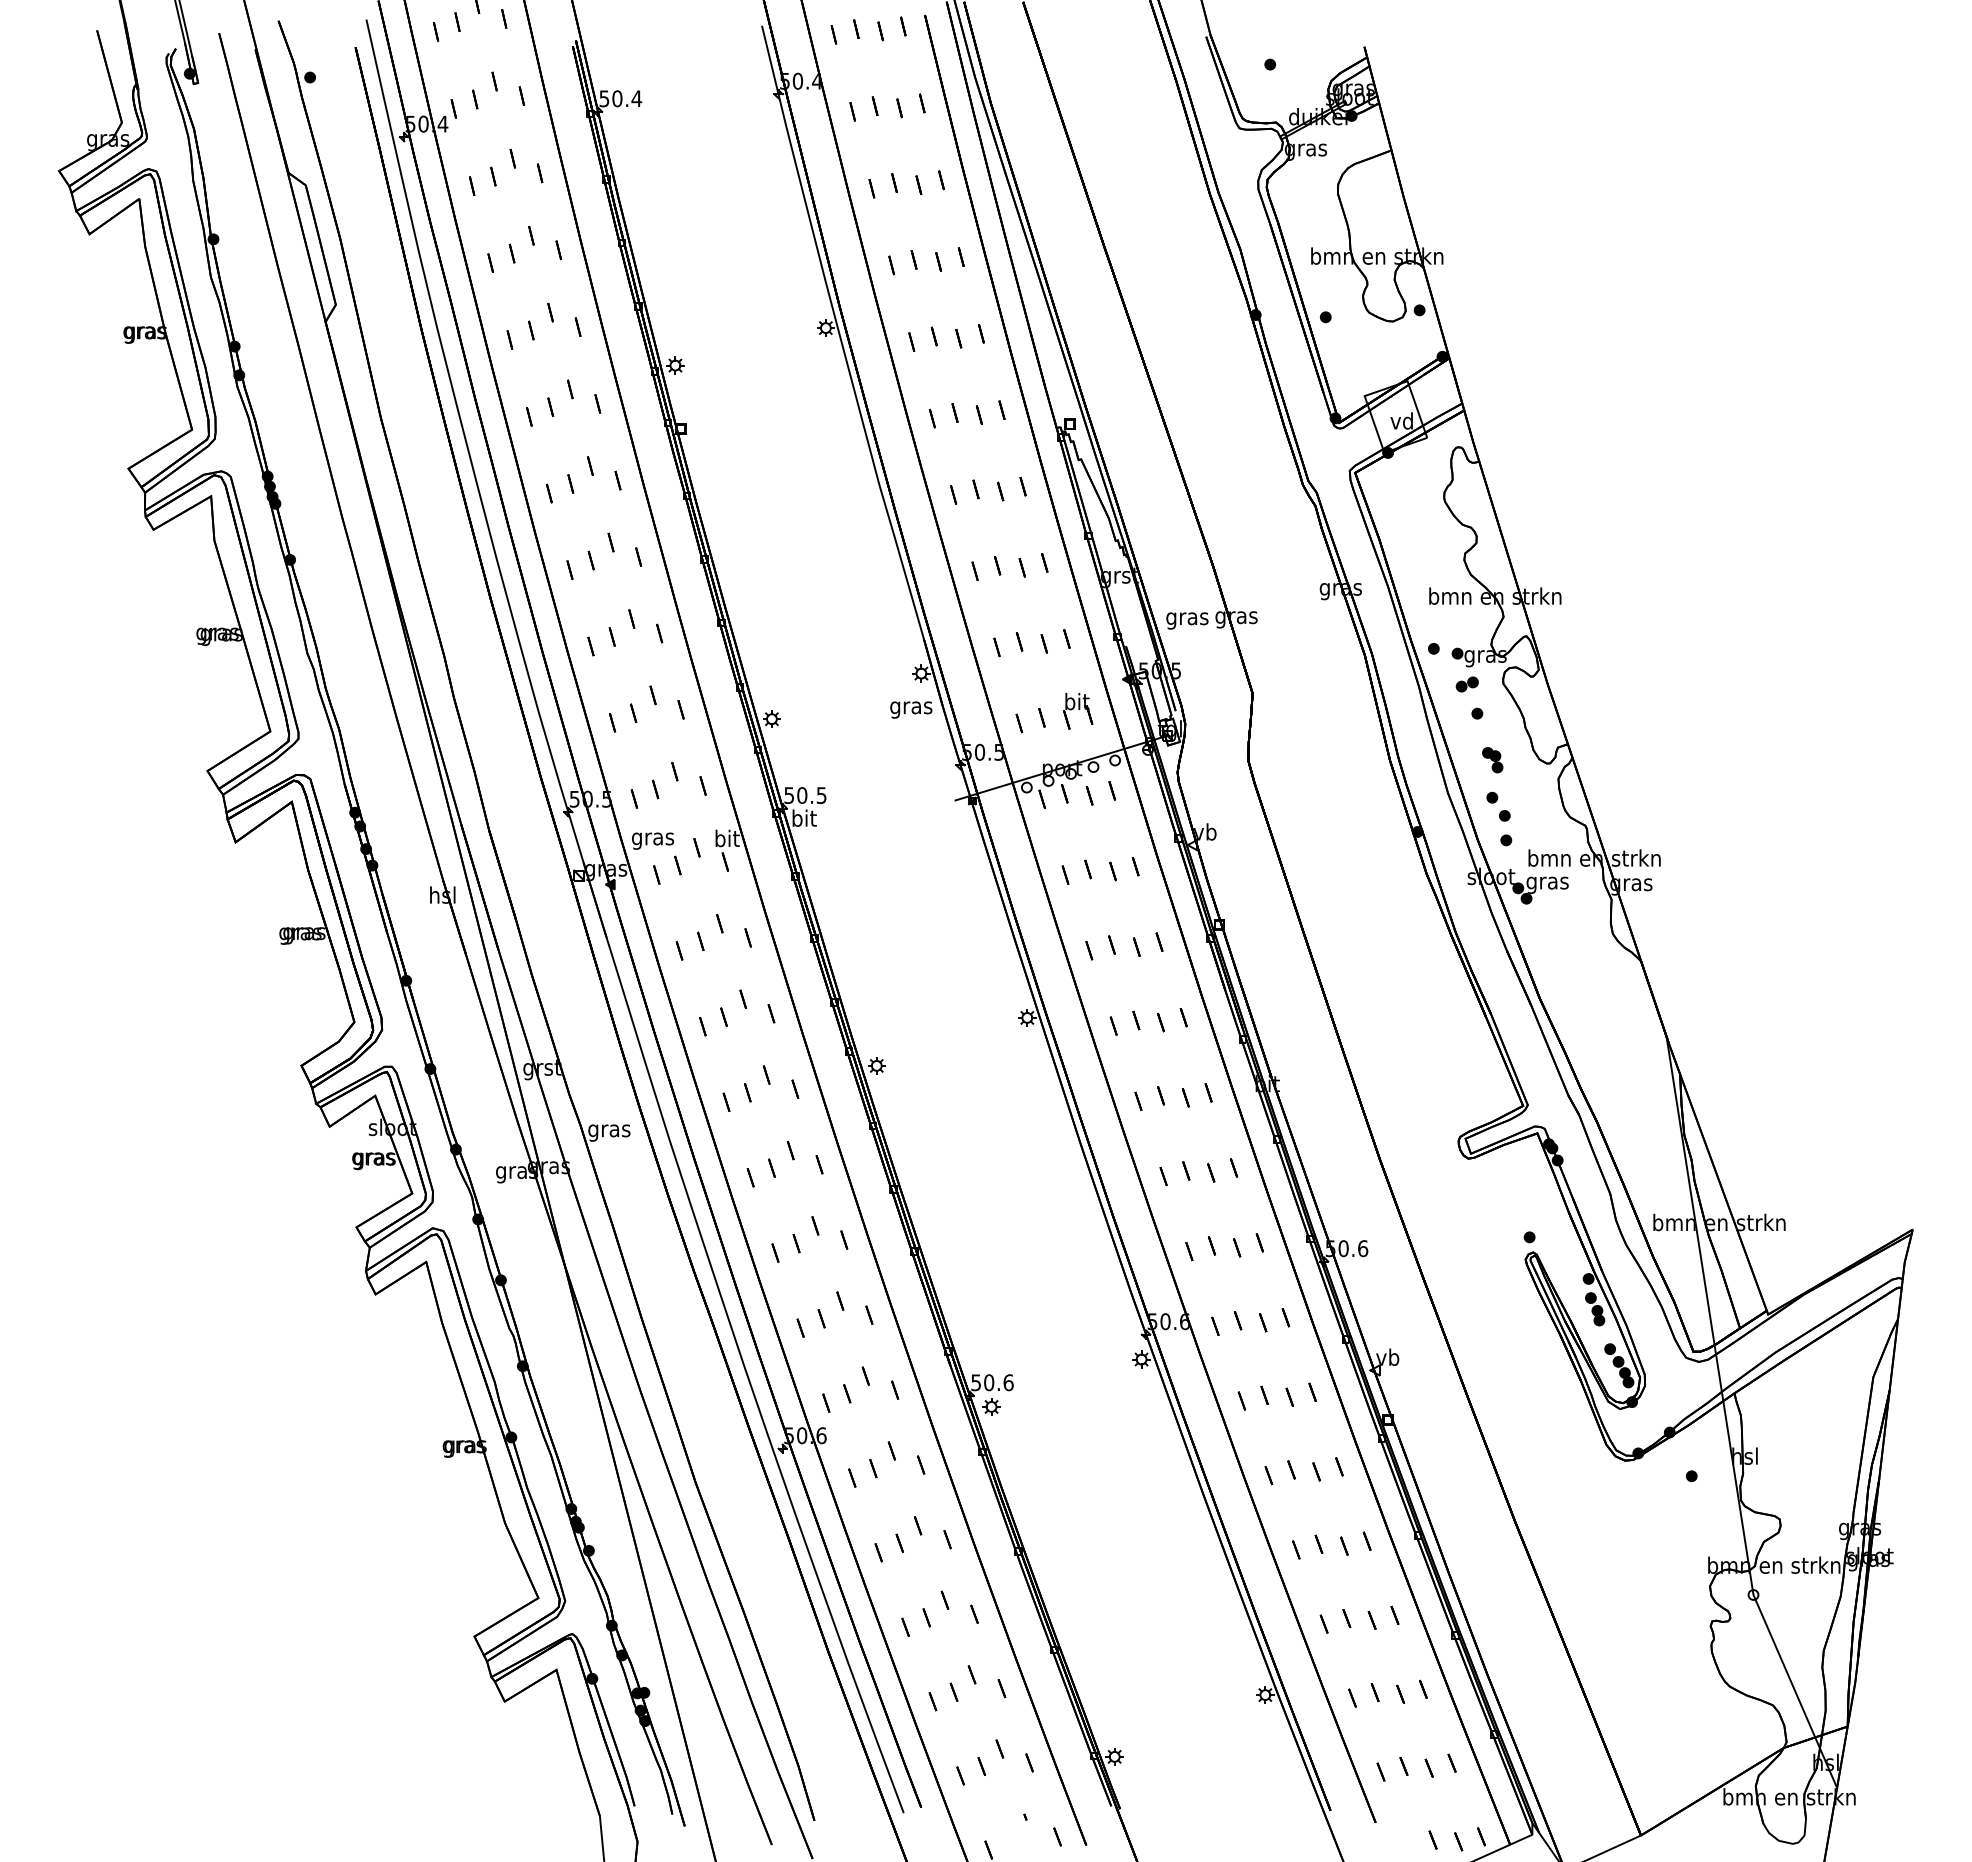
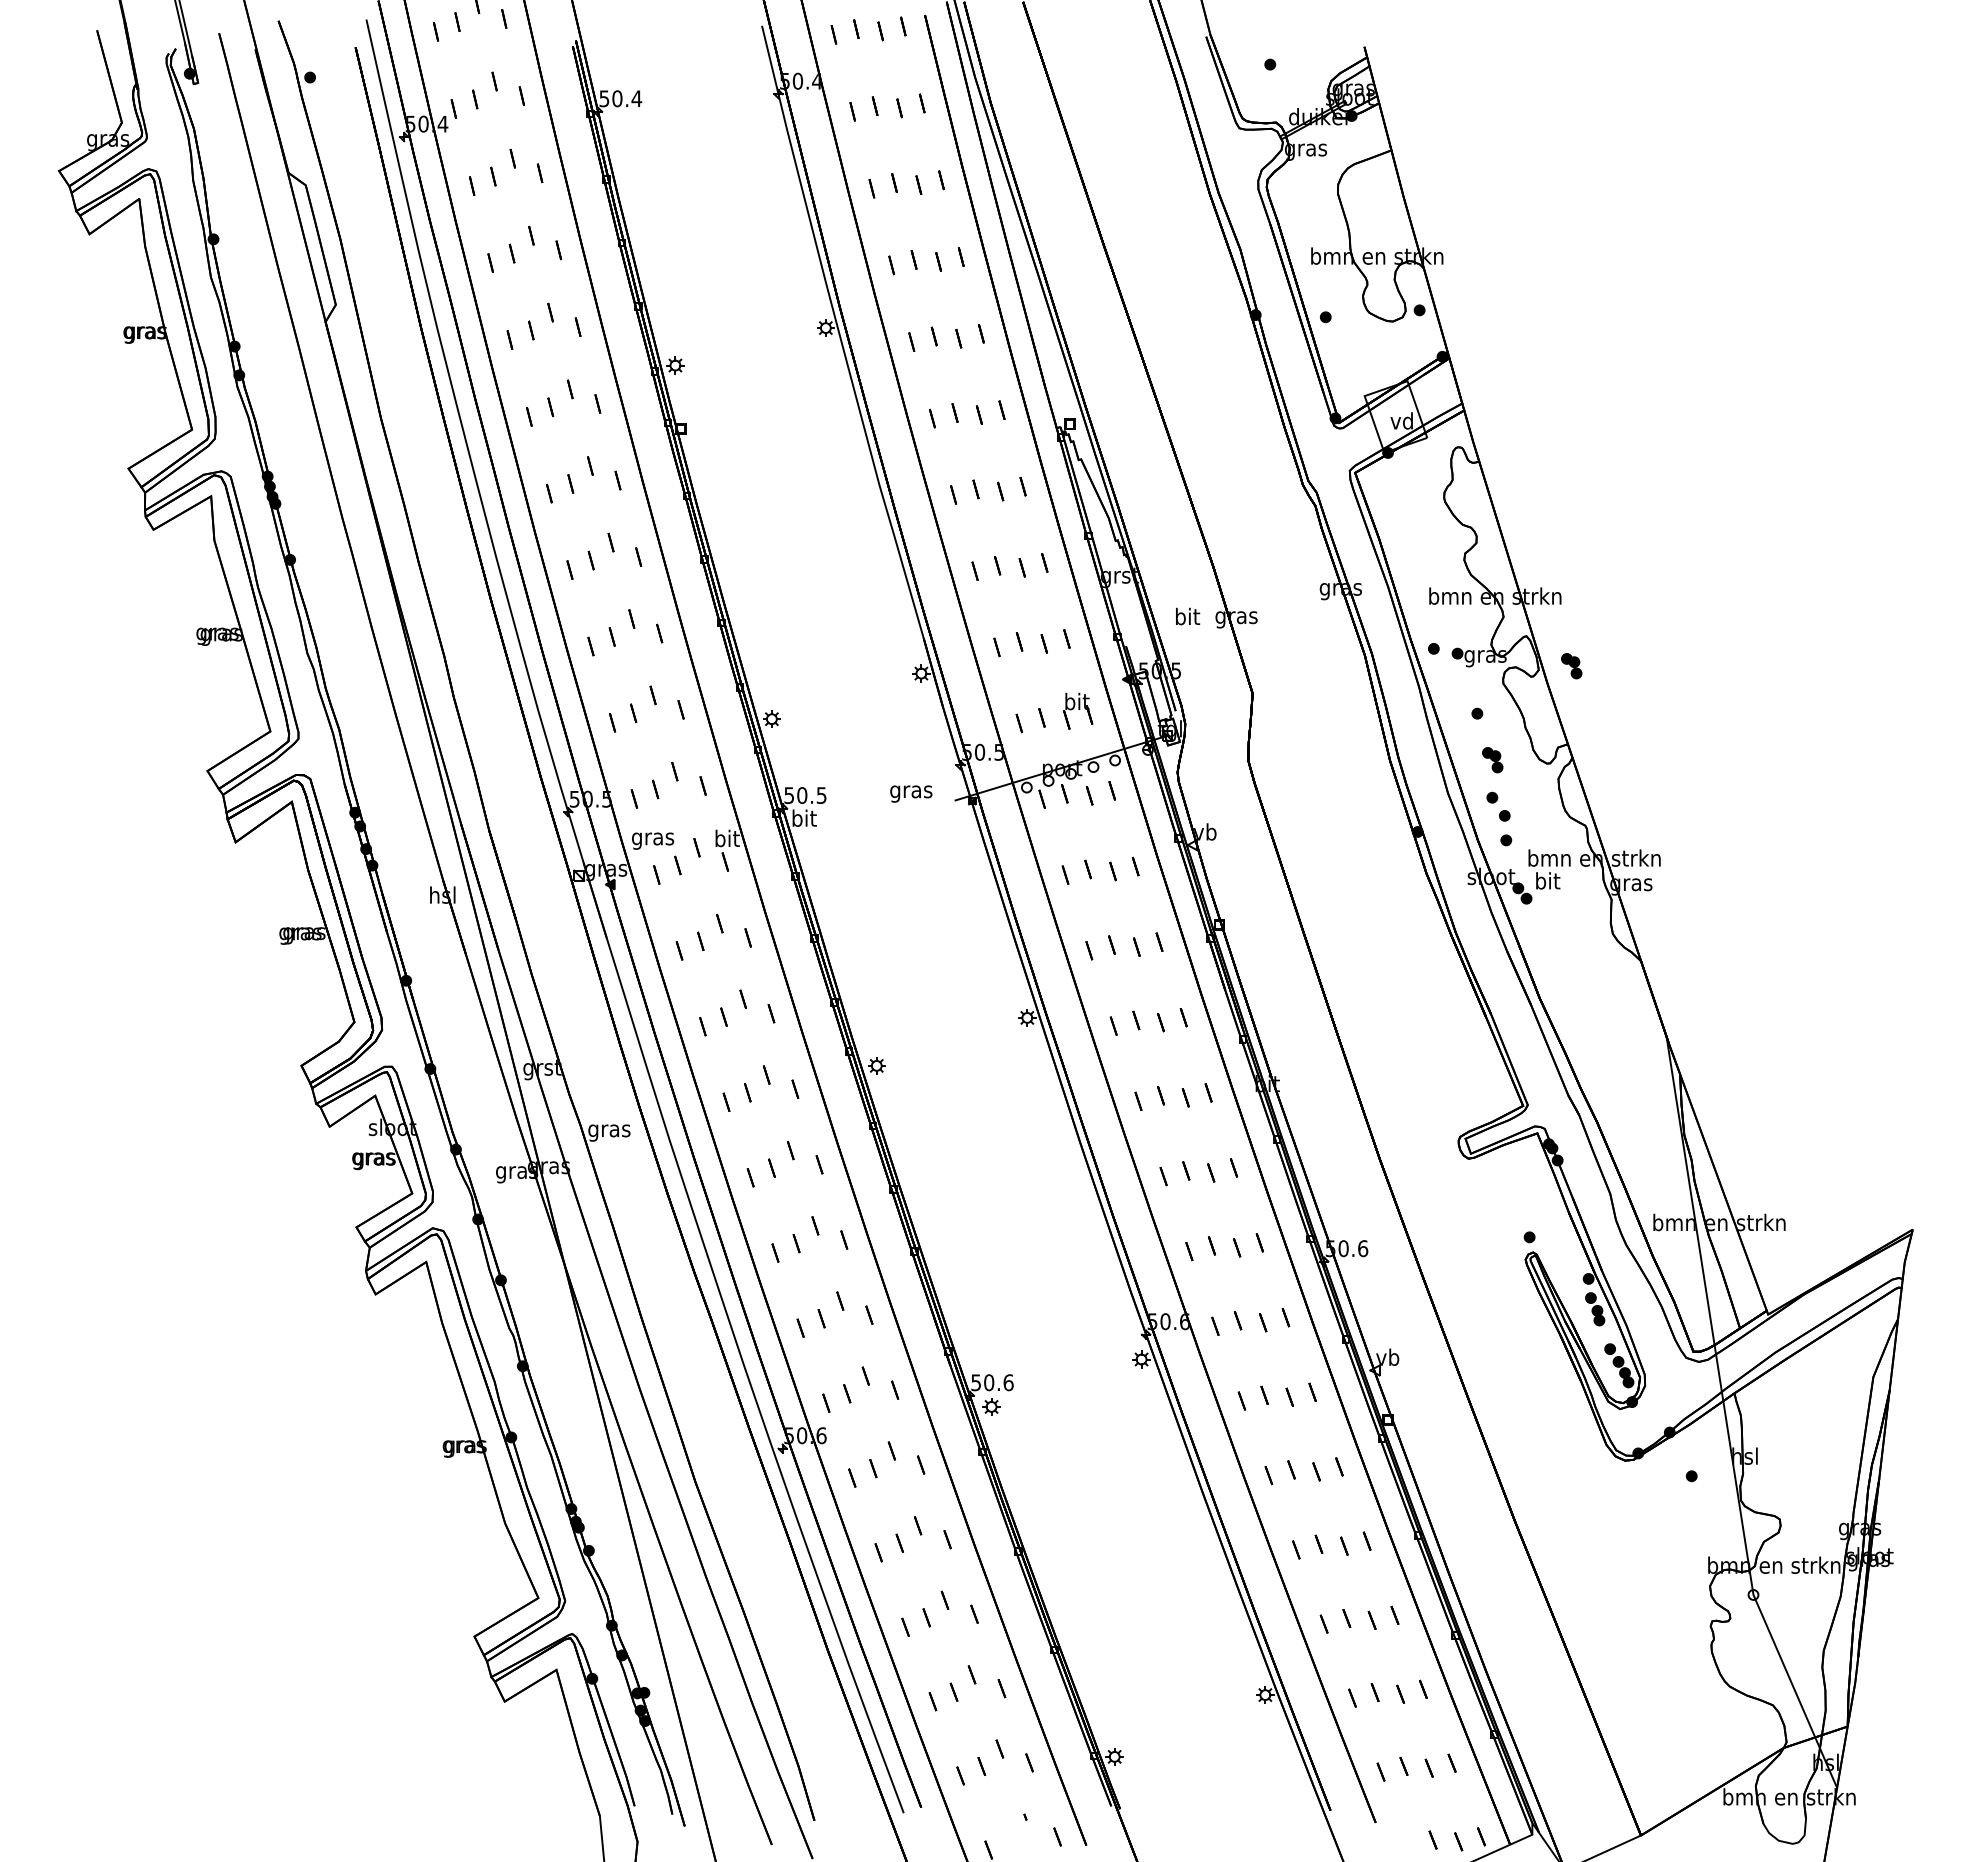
text: gras -> bit (1187, 618)
part: none -> present (1571, 666)
part: present -> none (1466, 684)
text position: (911, 709) -> (911, 793) (911, 793)
text: gras -> bit (1547, 882)
